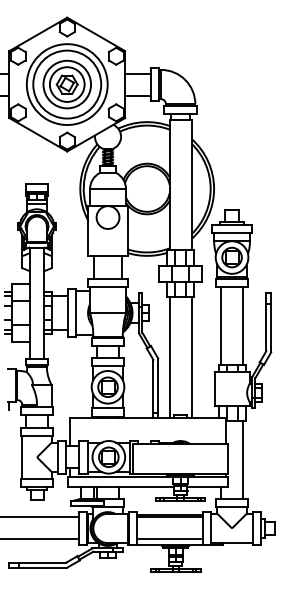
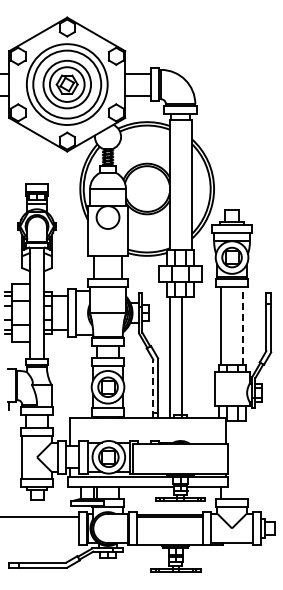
line: solid -> dashed (243, 325)
line position: (191, 357) -> (181, 357) (181, 357)
line: solid -> dashed (153, 388)
line: present -> none (243, 459)
line: present -> none (40, 539)
line: present -> none (169, 539)
